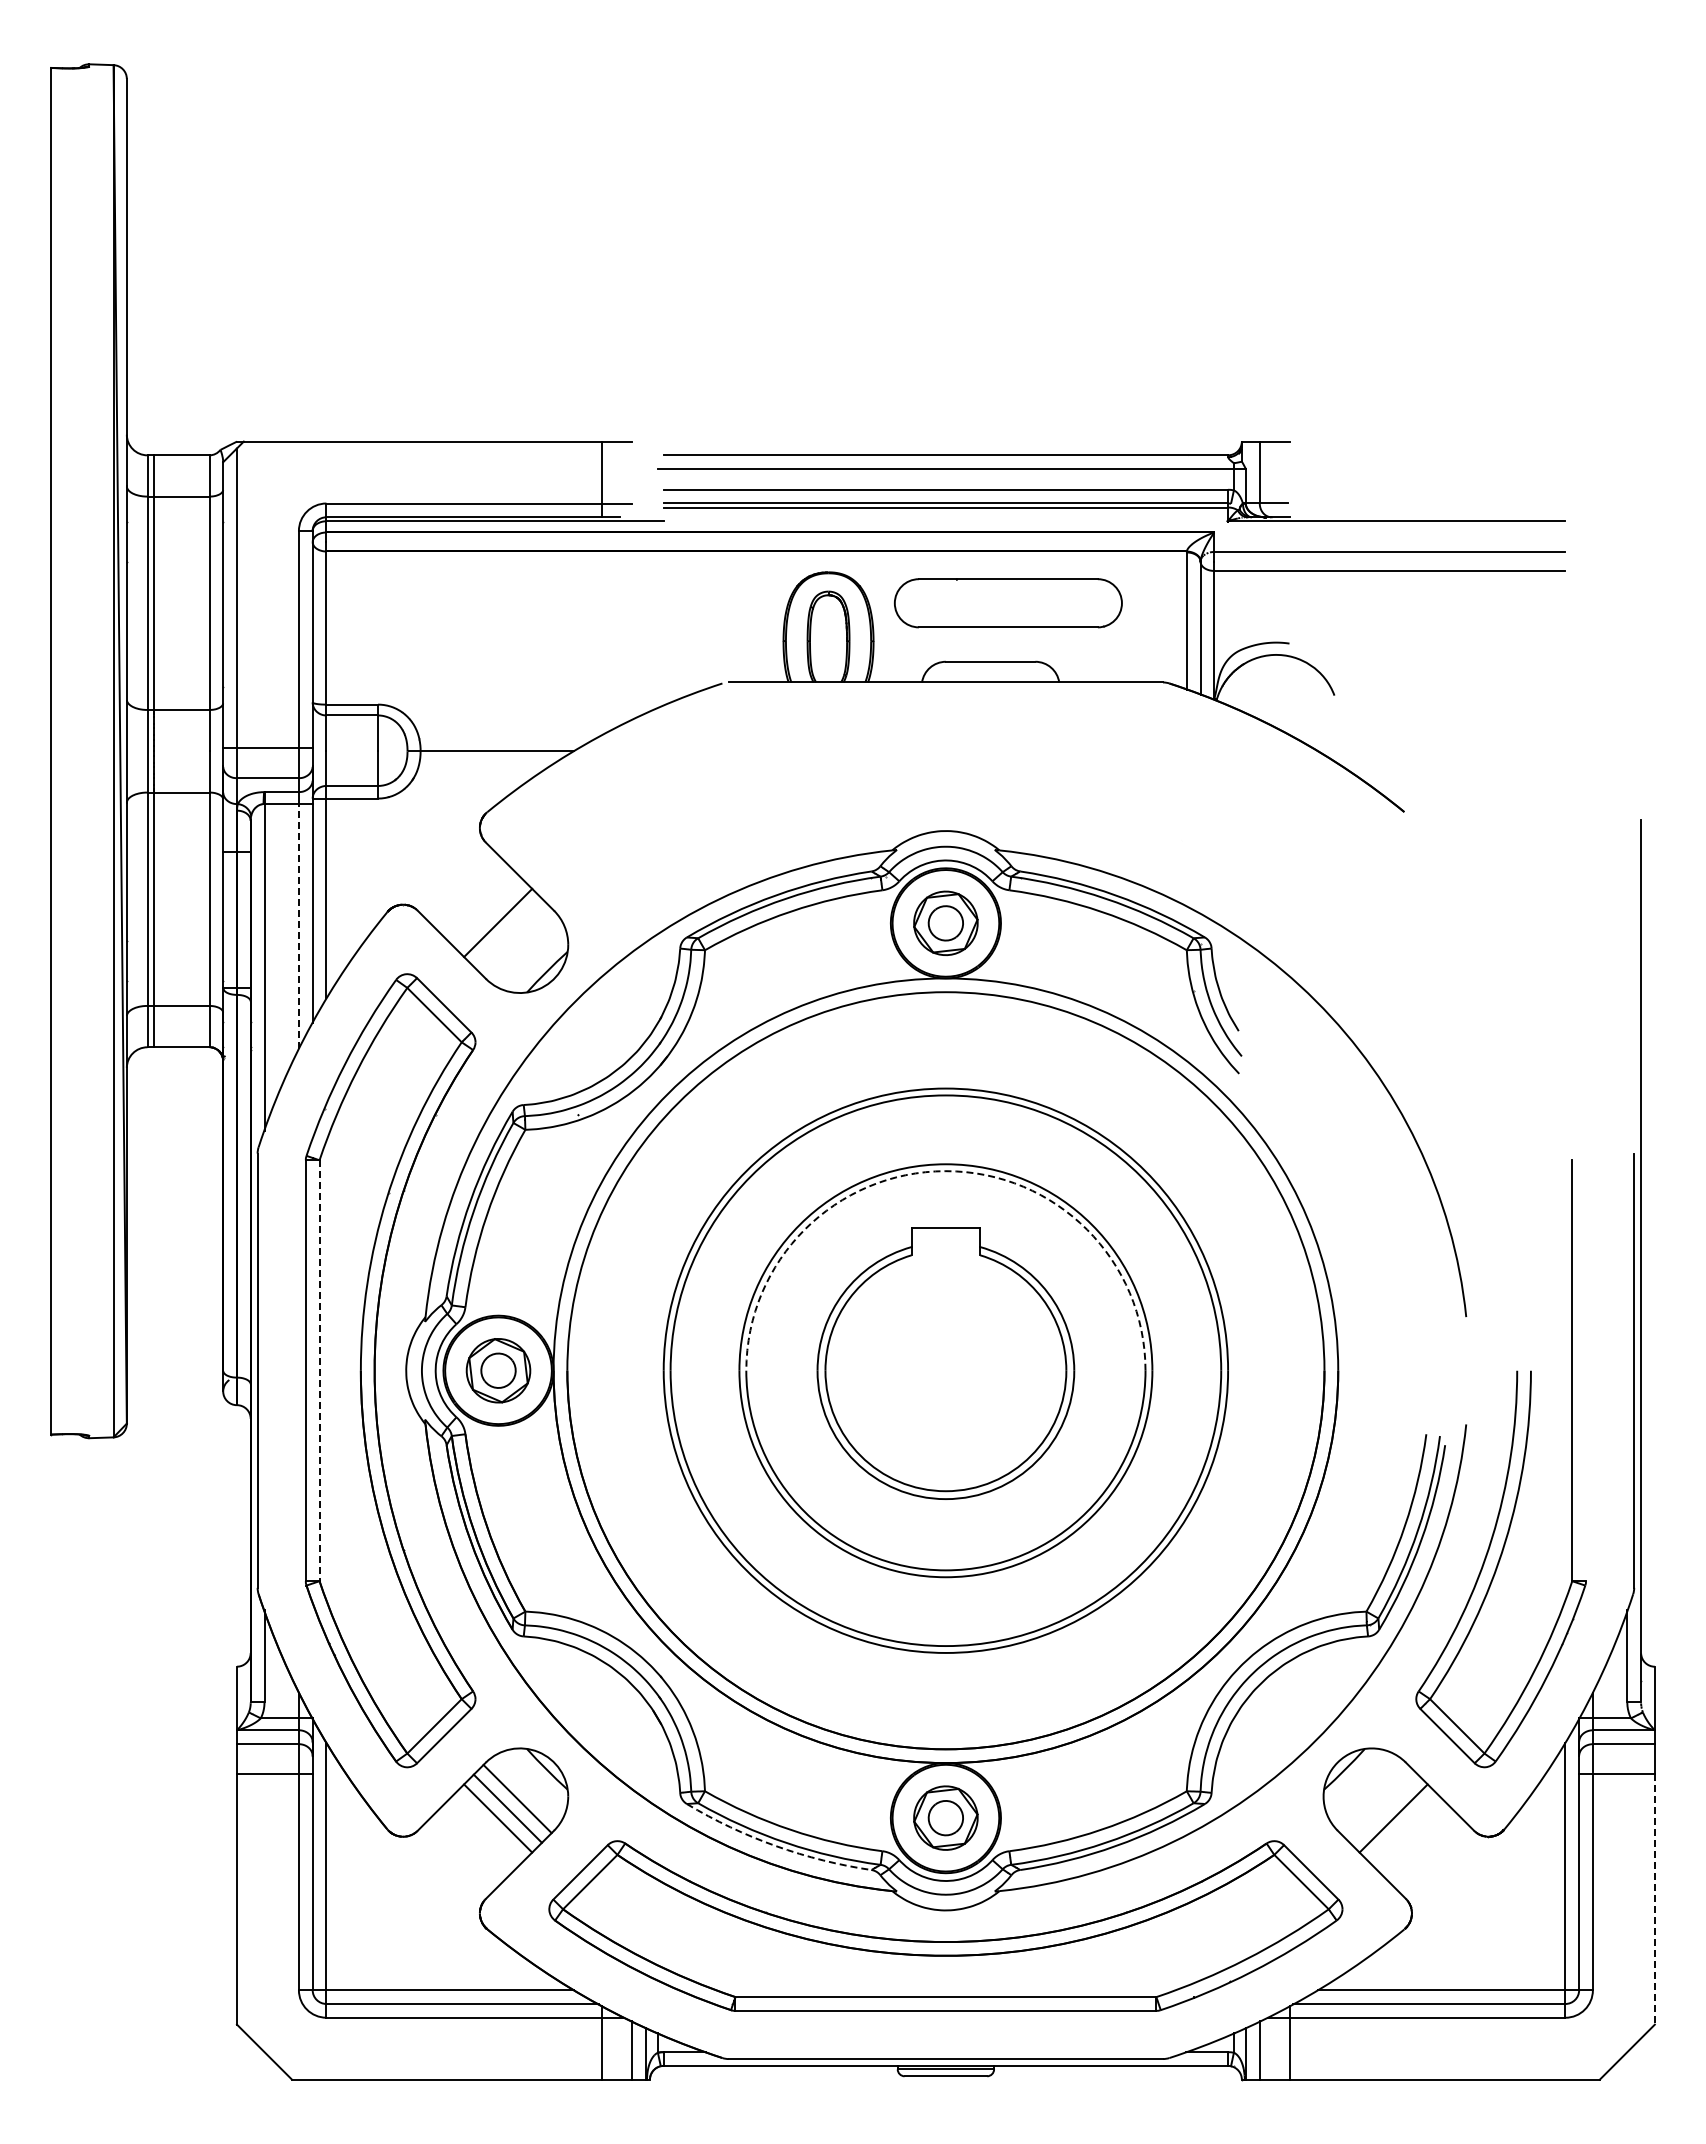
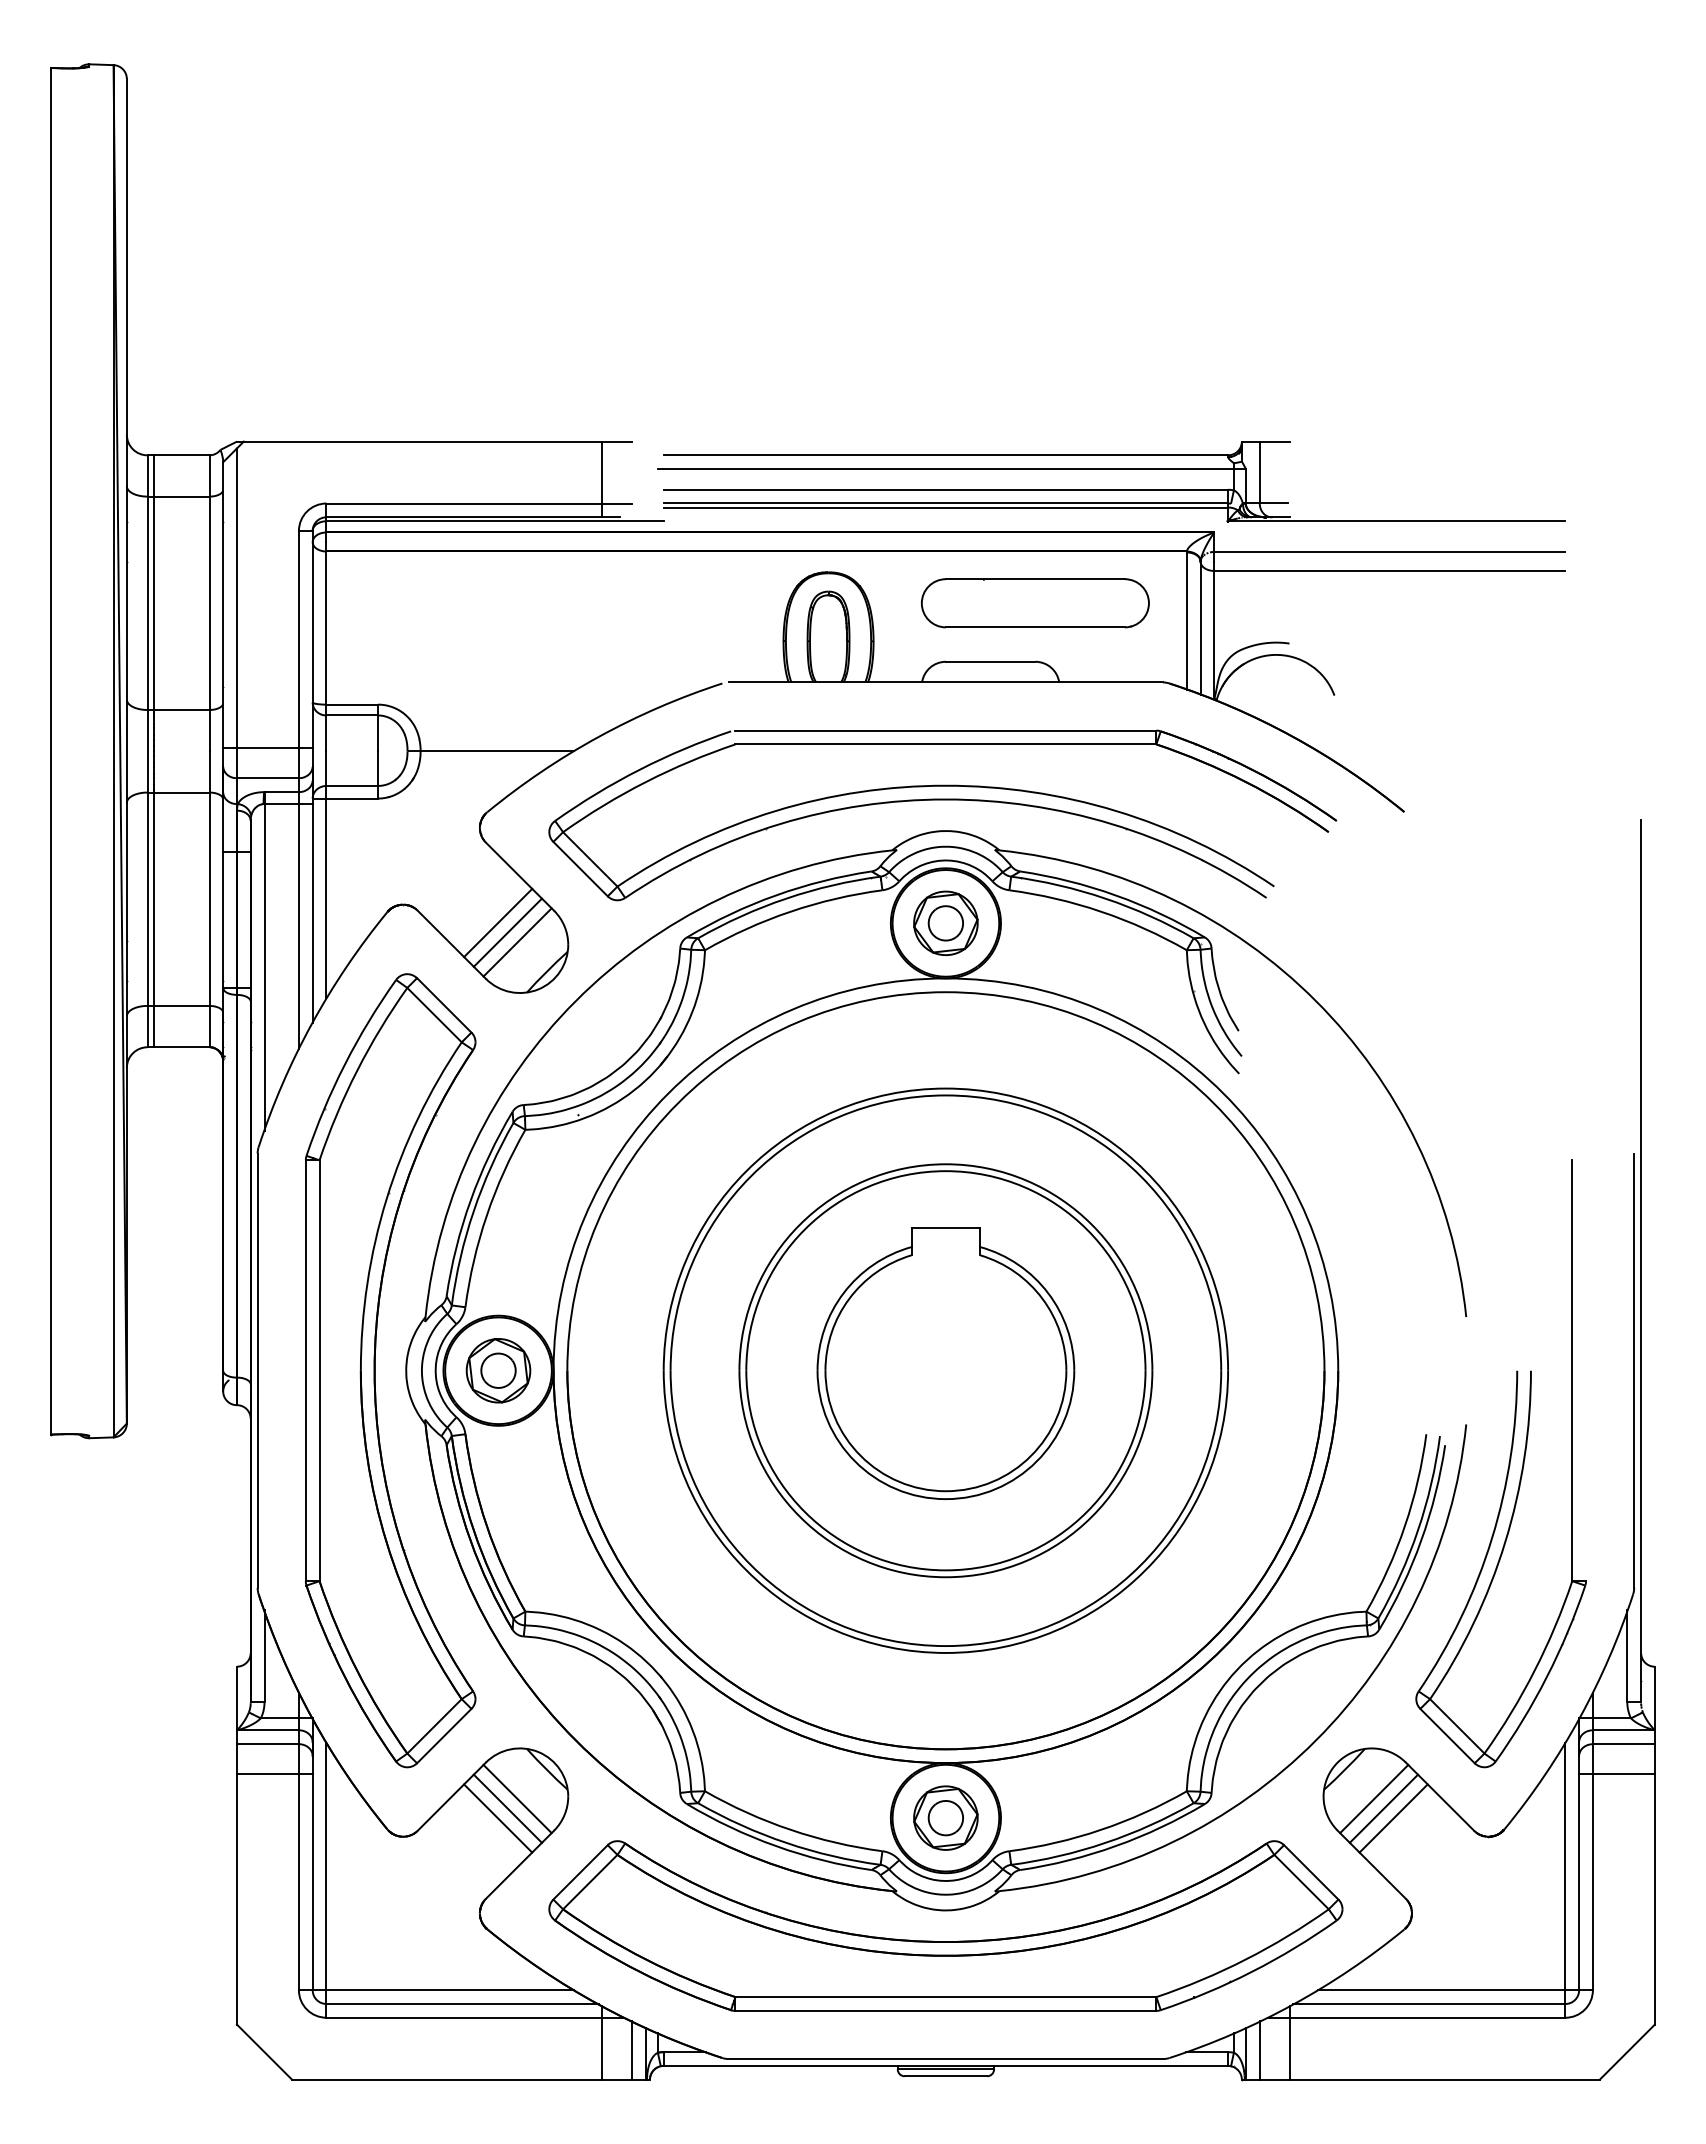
part position: (1008, 603) -> (1035, 603) (1035, 603)
part: none -> present (942, 800)
line: dashed -> solid (298, 925)
line: none -> present (507, 932)
line: none -> present (517, 942)
arc: dashed -> solid (945, 1171)
line: dashed -> solid (319, 1371)
line: none -> present (1374, 1798)
line: none -> present (1383, 1808)
arc: dashed -> solid (775, 1846)
line: dashed -> solid (1654, 1899)
